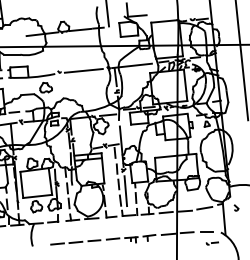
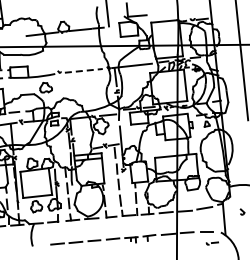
line: solid -> dashed (84, 70)
line: present -> none (125, 191)
part position: (236, 207) -> (242, 211) (242, 211)
